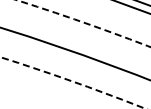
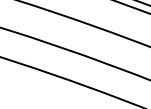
arc: dashed -> solid (83, 22)
arc: dashed -> solid (72, 81)
